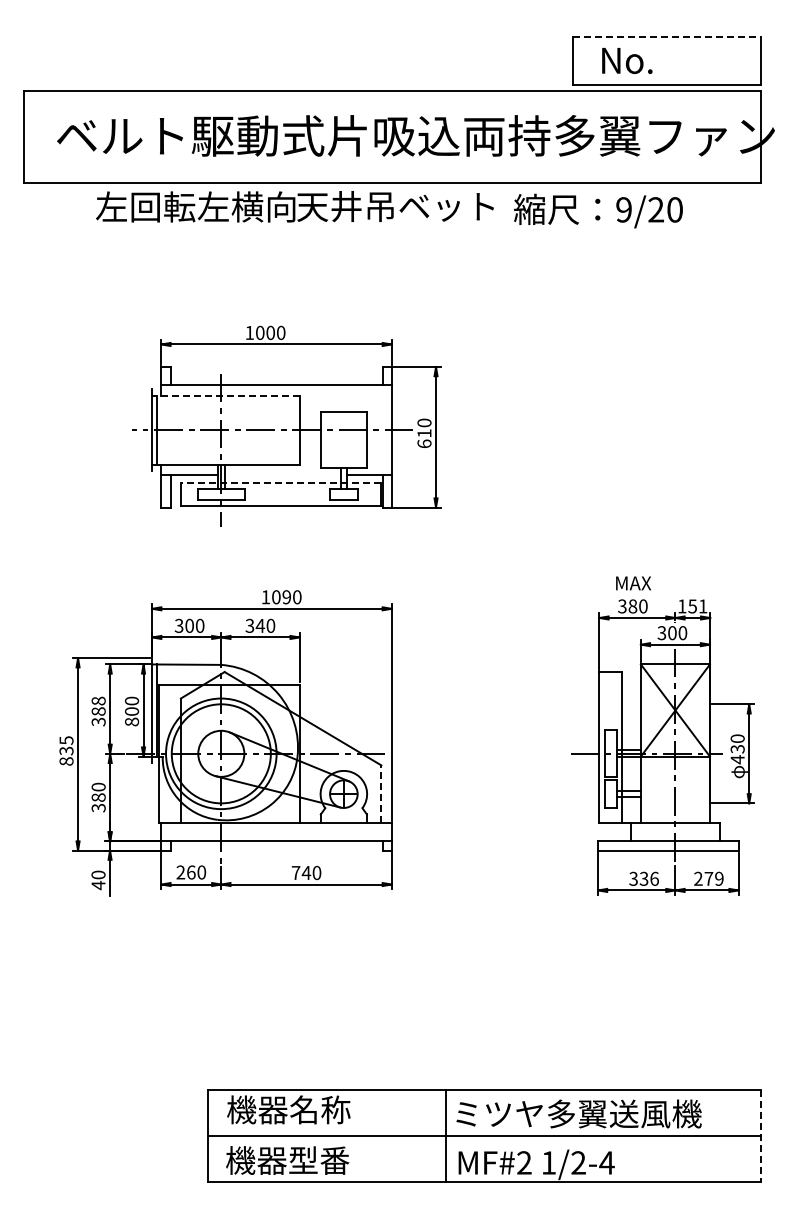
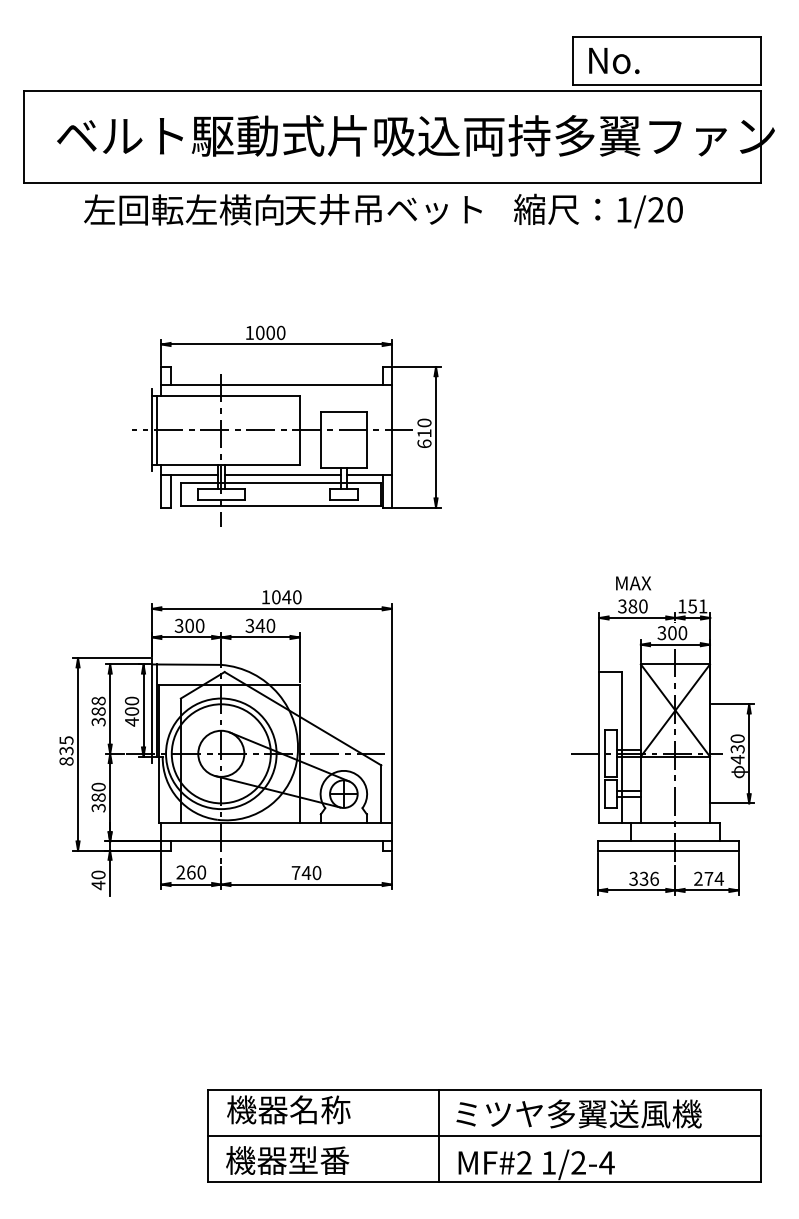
line: dashed -> solid (667, 36)
text position: (627, 61) -> (614, 61) (614, 61)
text position: (294, 206) -> (282, 209) (282, 209)
text: 9/20 -> 1/20 (623, 209)
line: dashed -> solid (225, 395)
line: none -> present (282, 474)
line: dashed -> solid (280, 483)
text: 1090 -> 1040 (286, 597)
text: 800 -> 400 (132, 721)
line: dashed -> solid (381, 794)
text: 279 -> 274 (718, 878)
line position: (445, 1136) -> (438, 1136) (438, 1136)
line: dashed -> solid (761, 1136)
